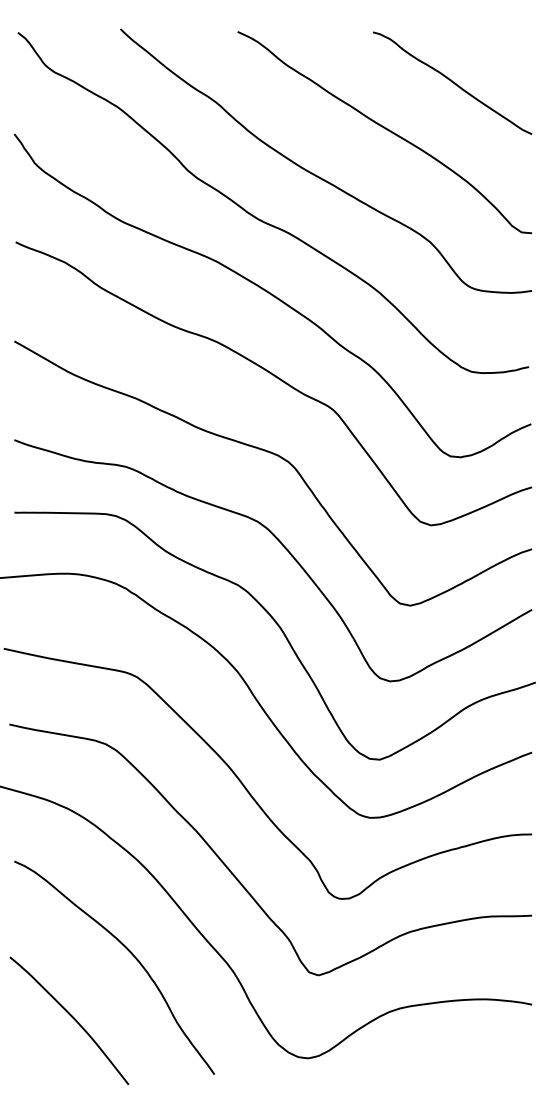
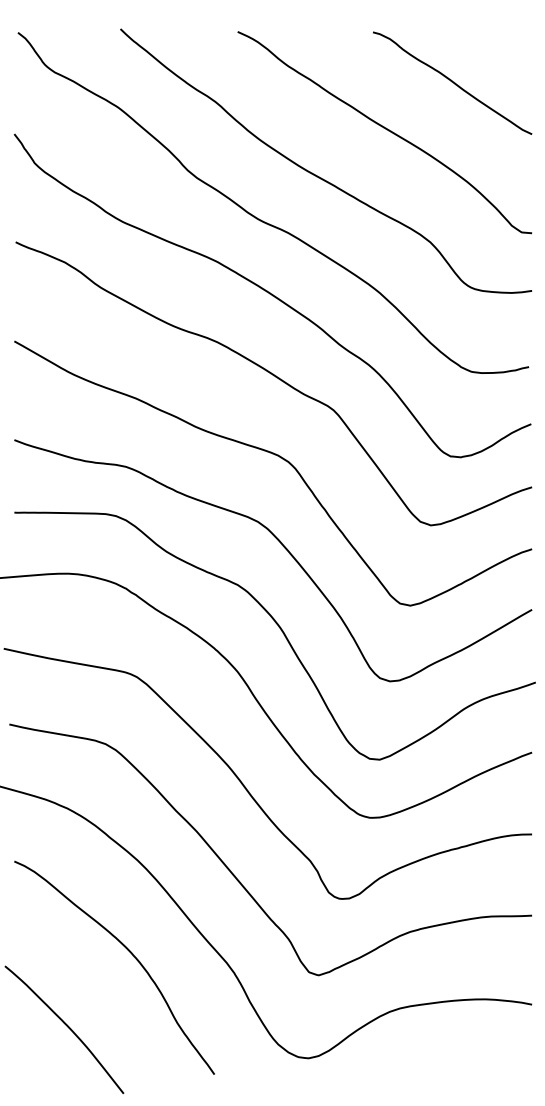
curve position: (71, 1017) -> (66, 1026) (66, 1026)
